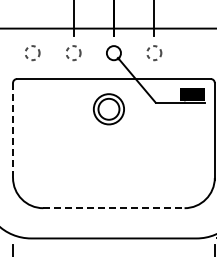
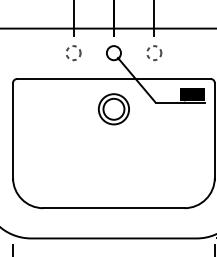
circle: present -> none (32, 53)
part position: (108, 109) -> (113, 109) (113, 109)
line: dashed -> solid (13, 131)
line: dashed -> solid (113, 208)
